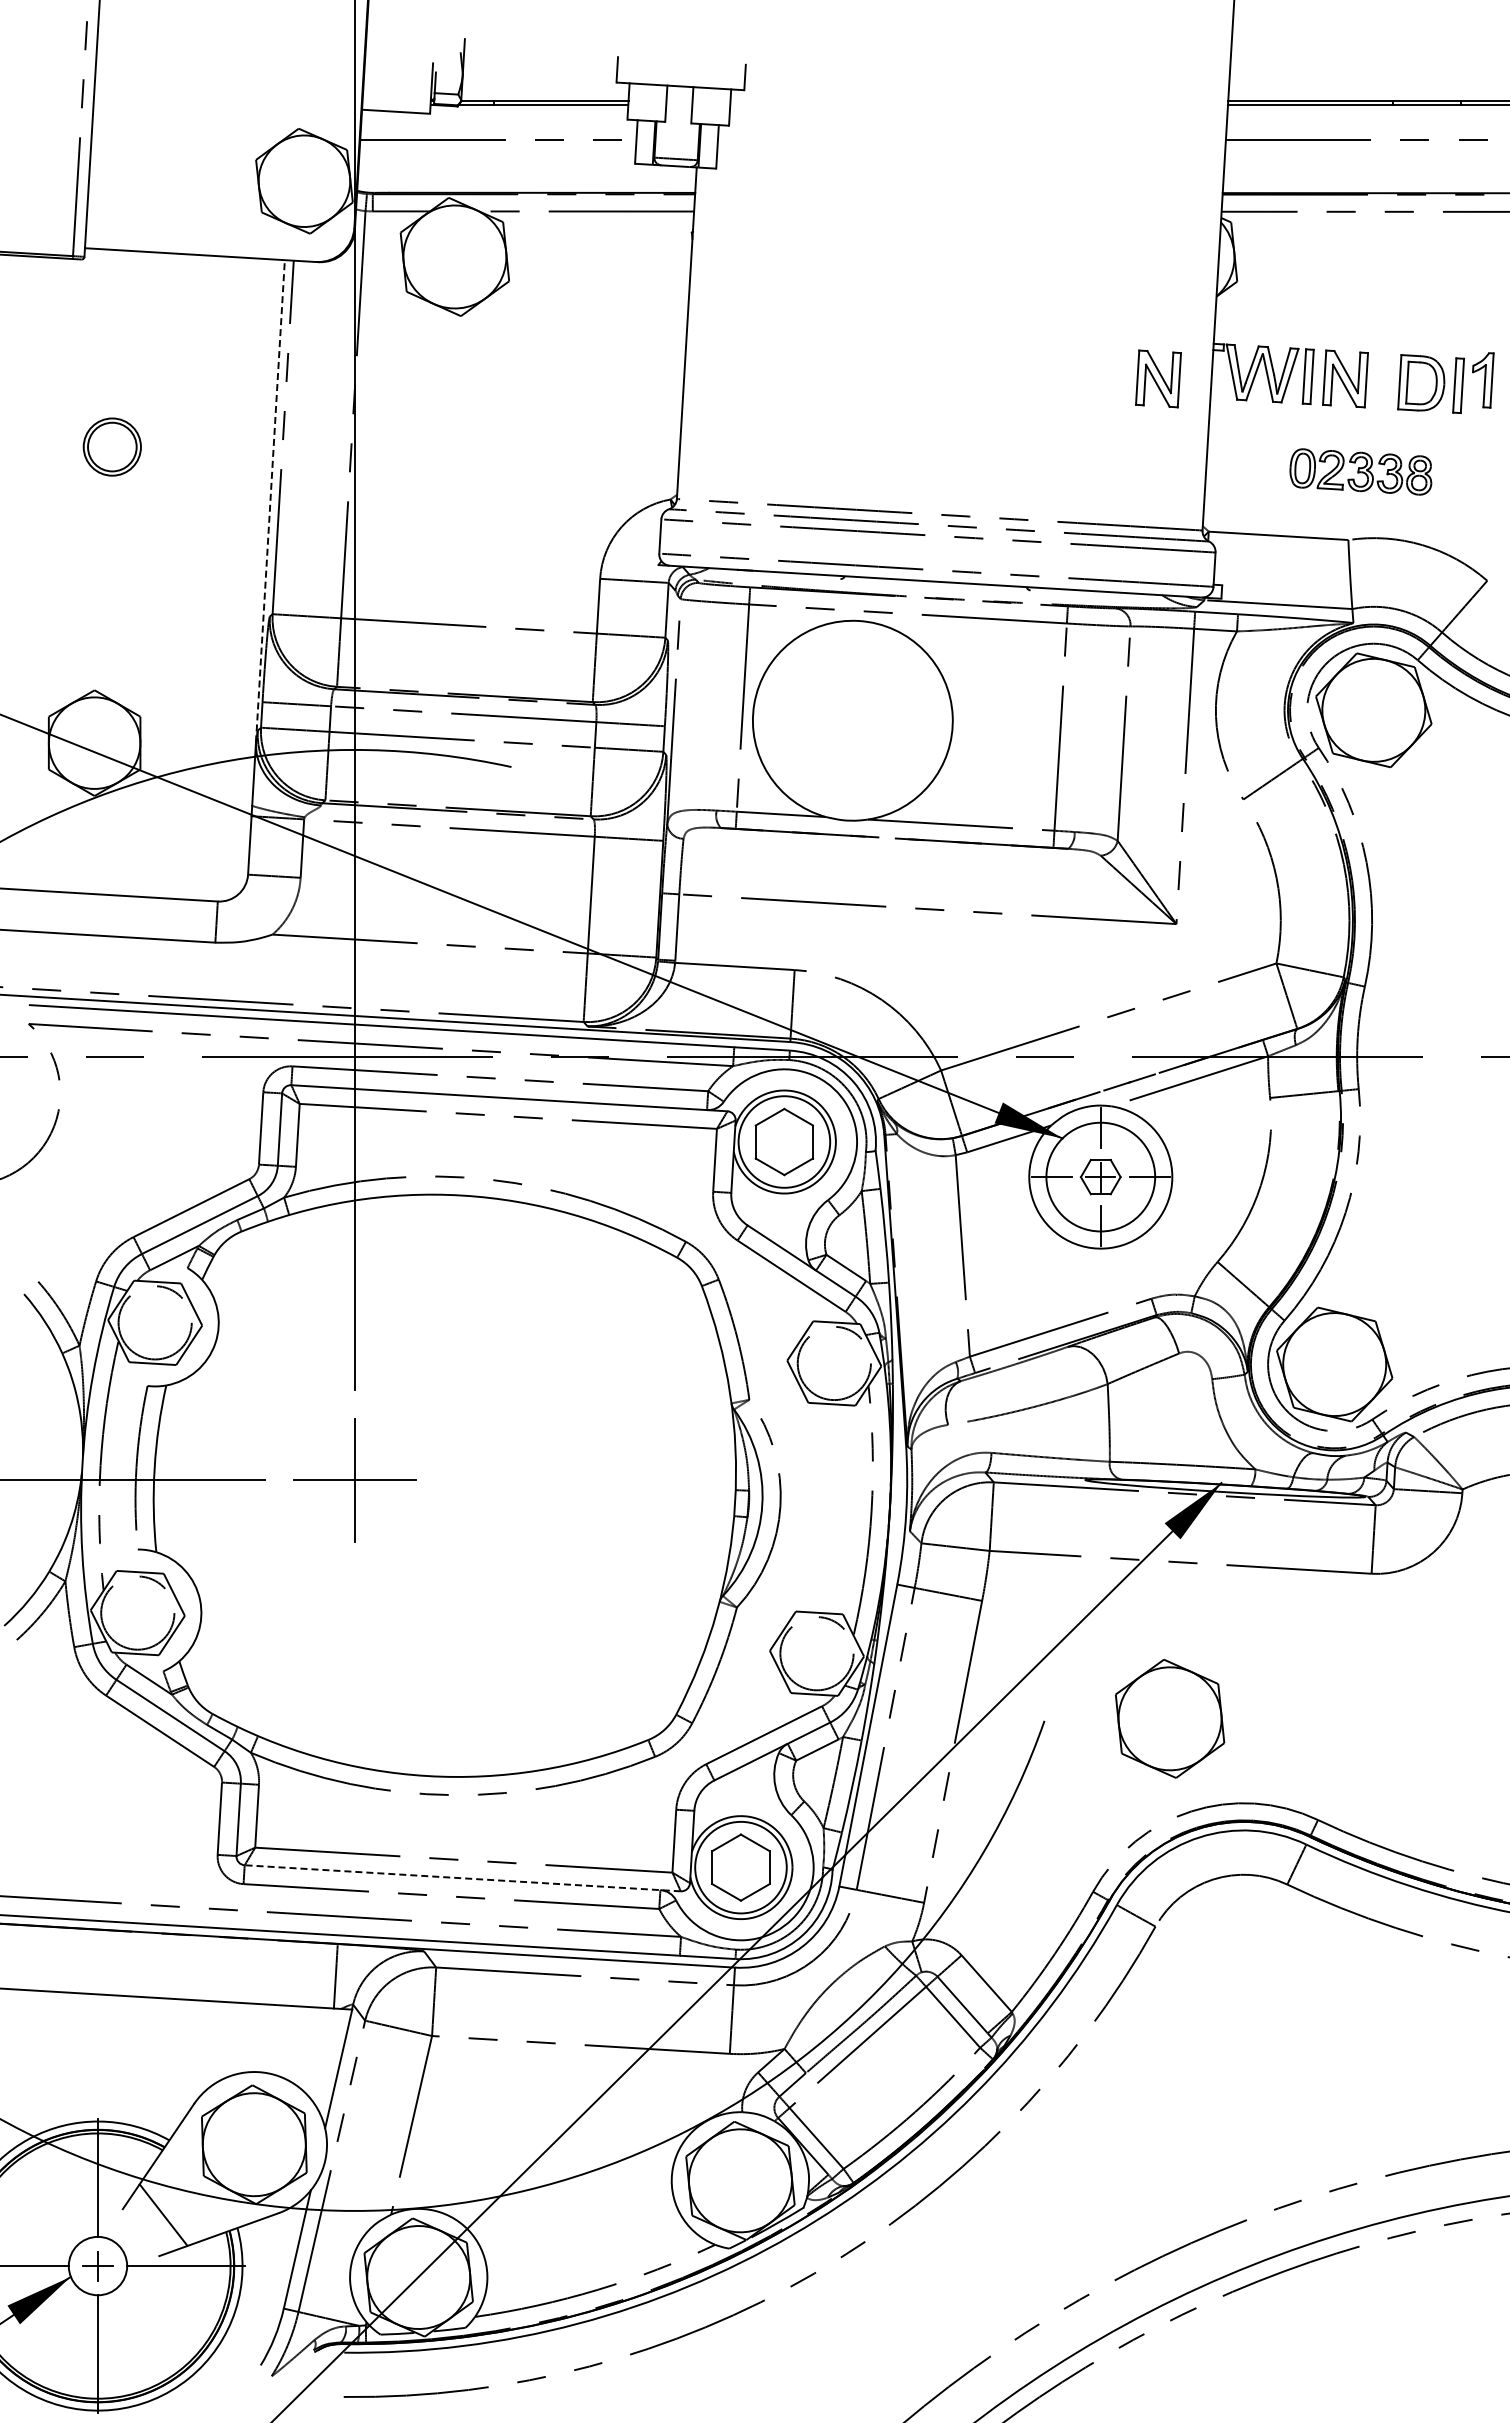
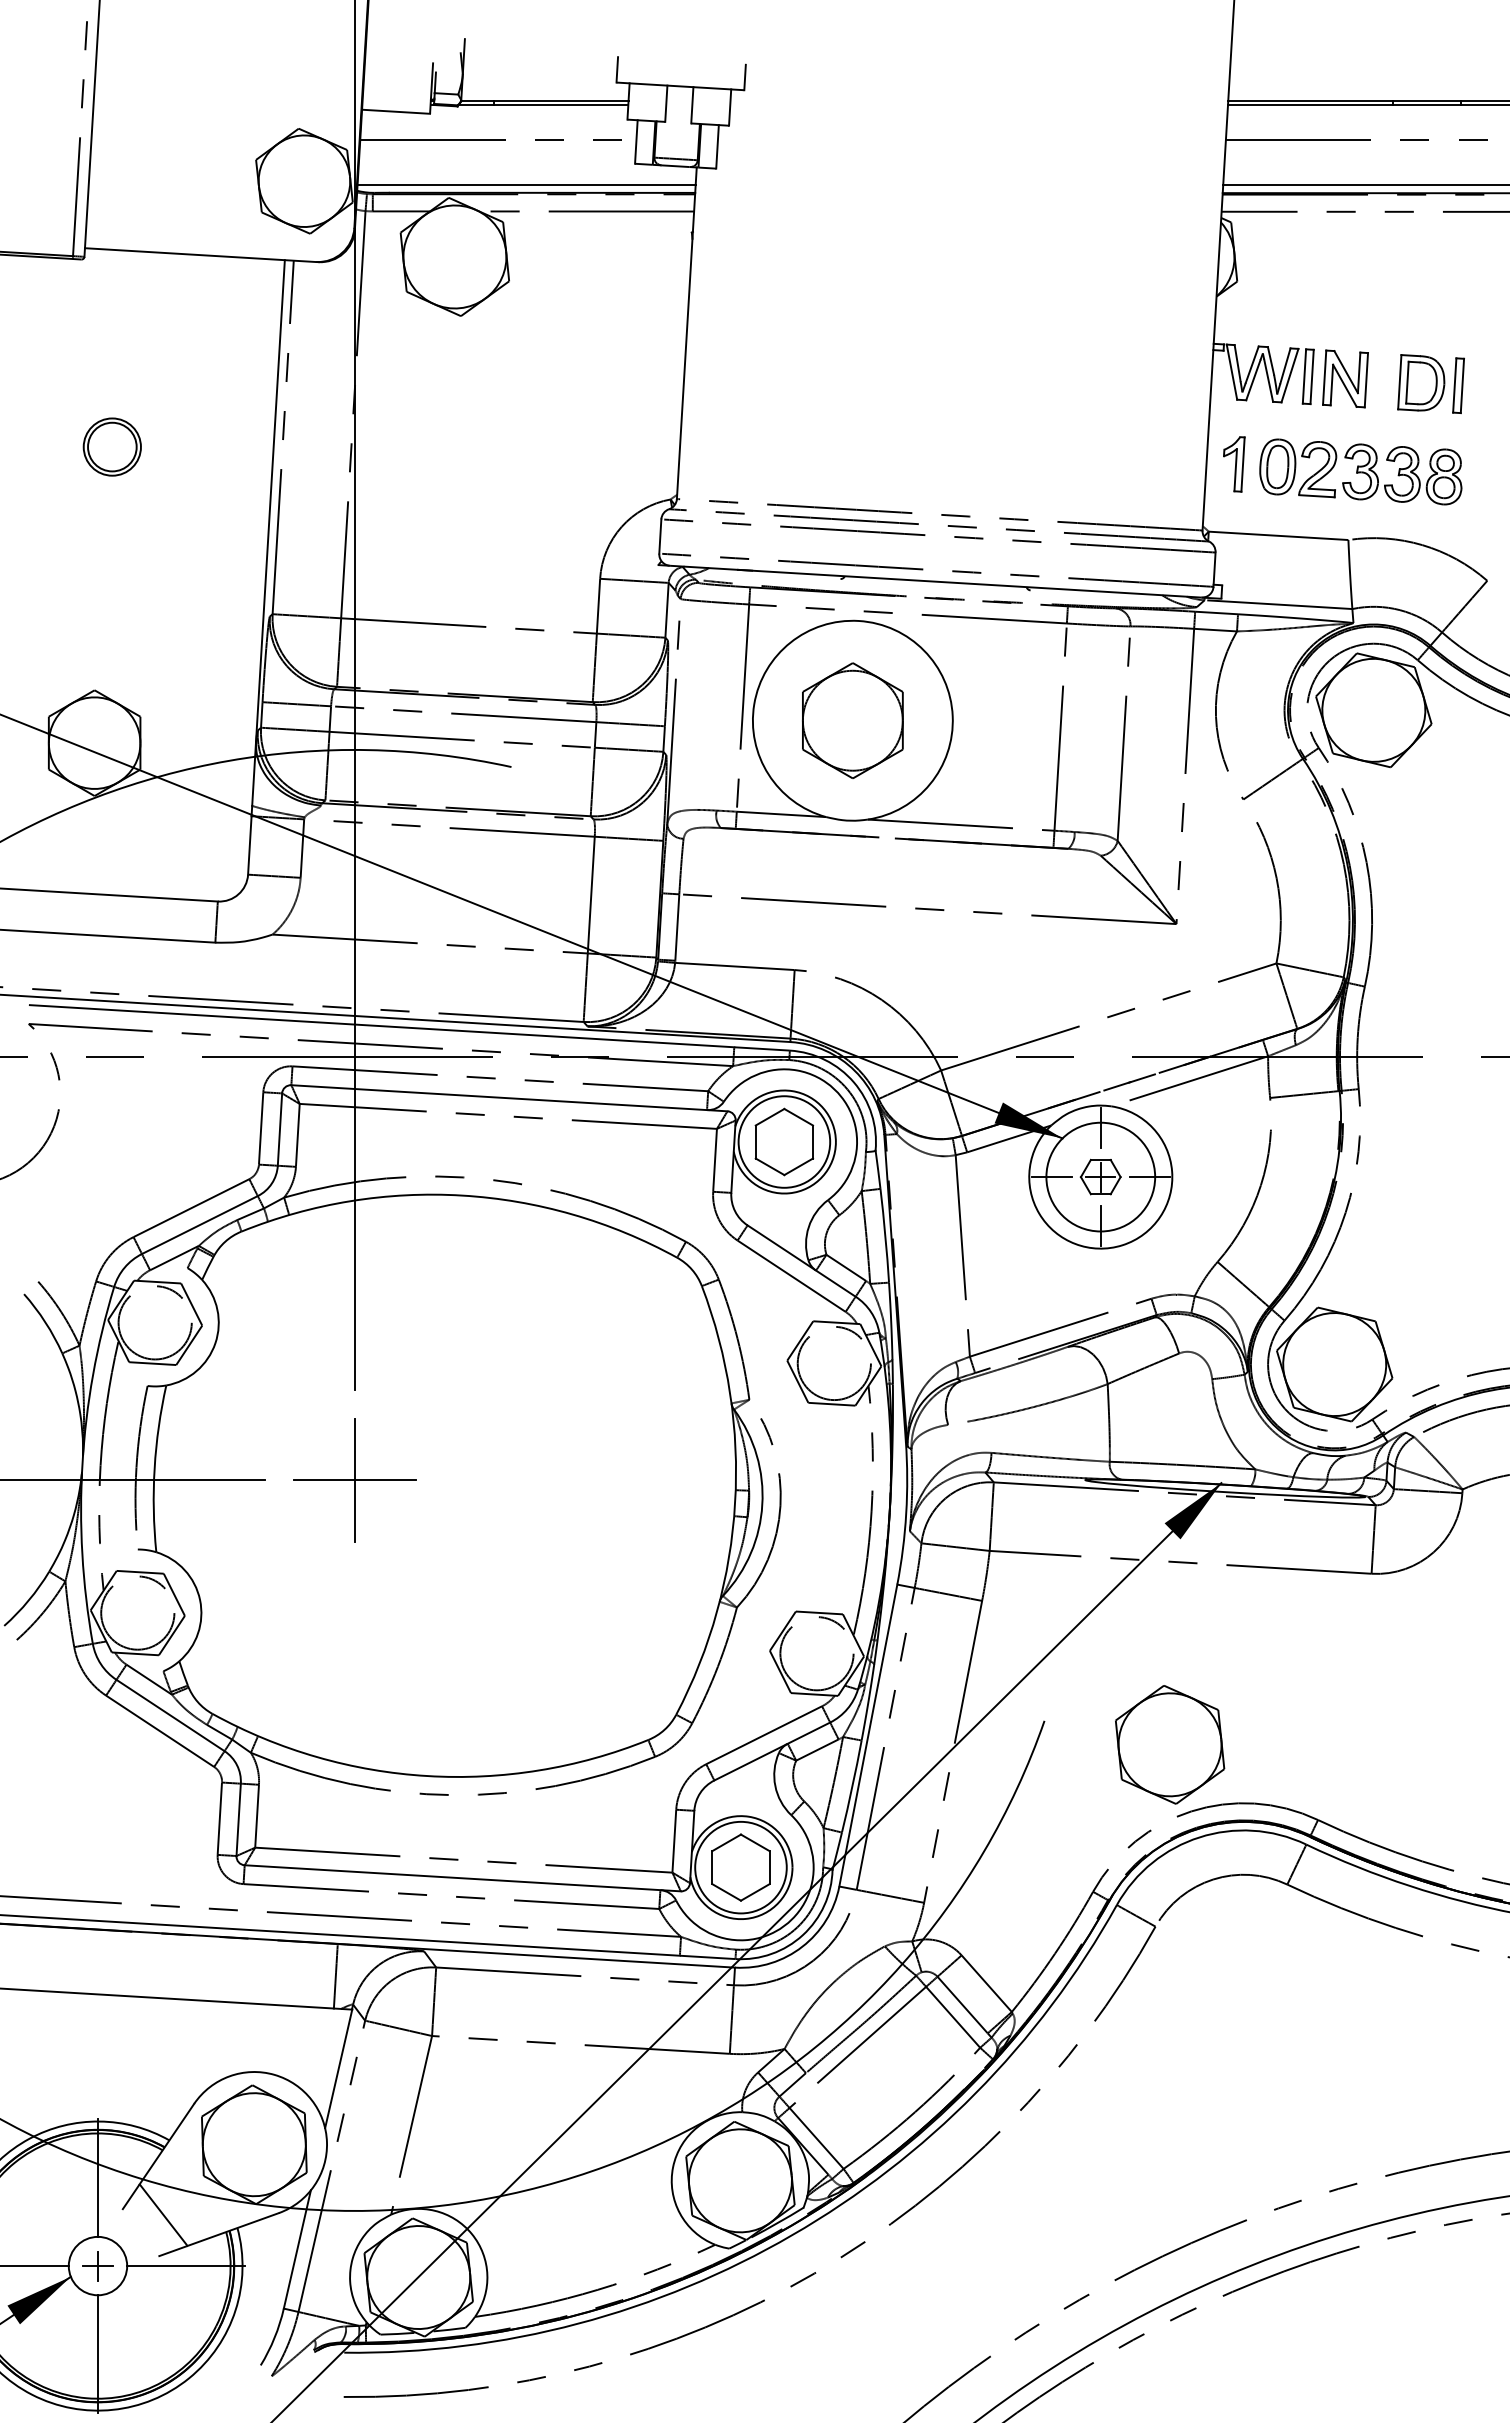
line: none -> present (526, 184)
line: none -> present (1364, 184)
part: present -> none (1158, 378)
part position: (1483, 380) -> (1234, 464) (1234, 464)
part size: 144x48 px -> 204x68 px (1360, 471)
line: dashed -> solid (270, 501)
part: none -> present (852, 720)
part position: (1170, 1718) -> (1170, 1744) (1170, 1744)
line: dashed -> solid (462, 1878)
